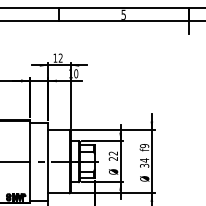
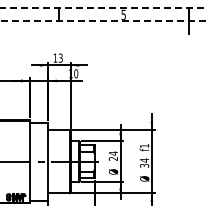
line: solid -> dashed (103, 8)
line: solid -> dashed (103, 21)
text: 12 -> 13 (60, 58)
text: f9 -> f1 (144, 146)
text: 22 -> 24 (112, 153)
